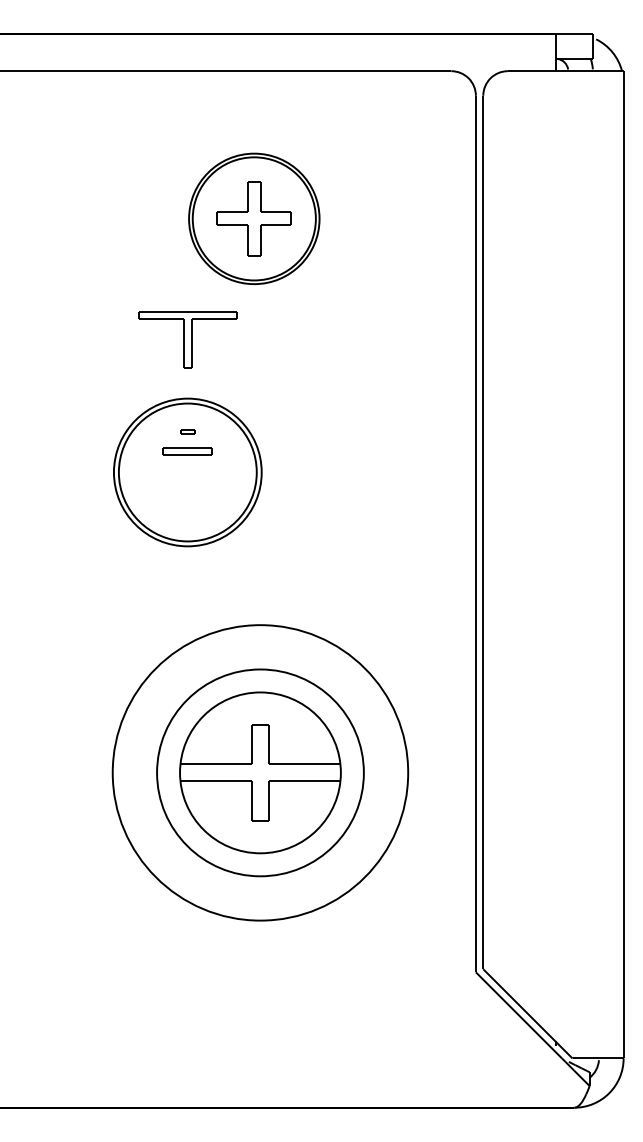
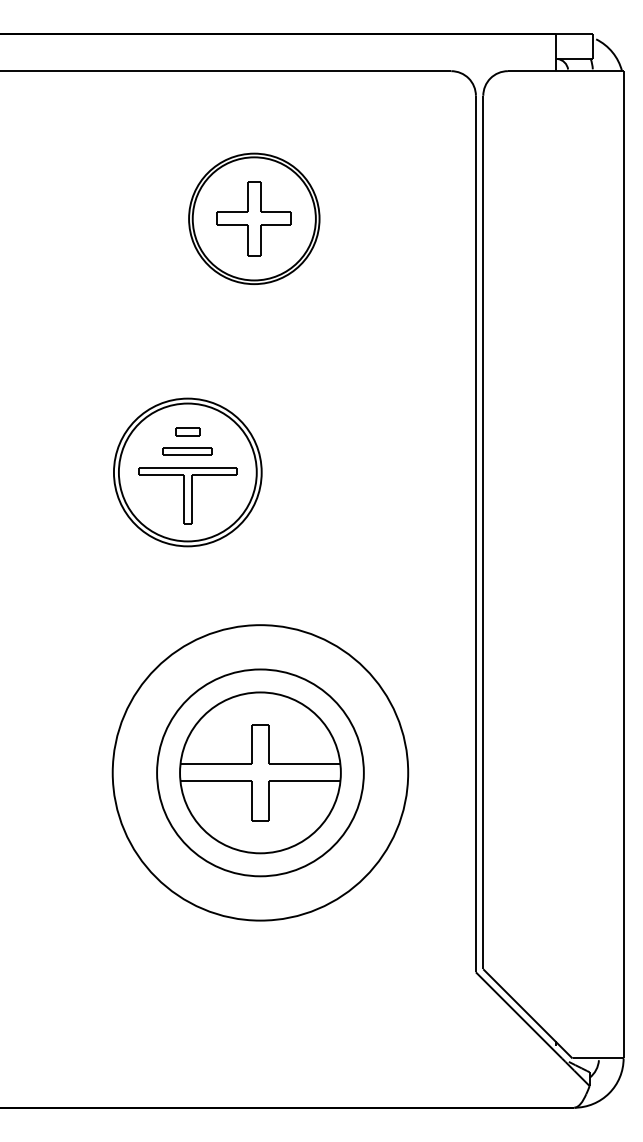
part position: (187, 339) -> (187, 495) (187, 495)
part size: 16x6 px -> 26x10 px (187, 431)
